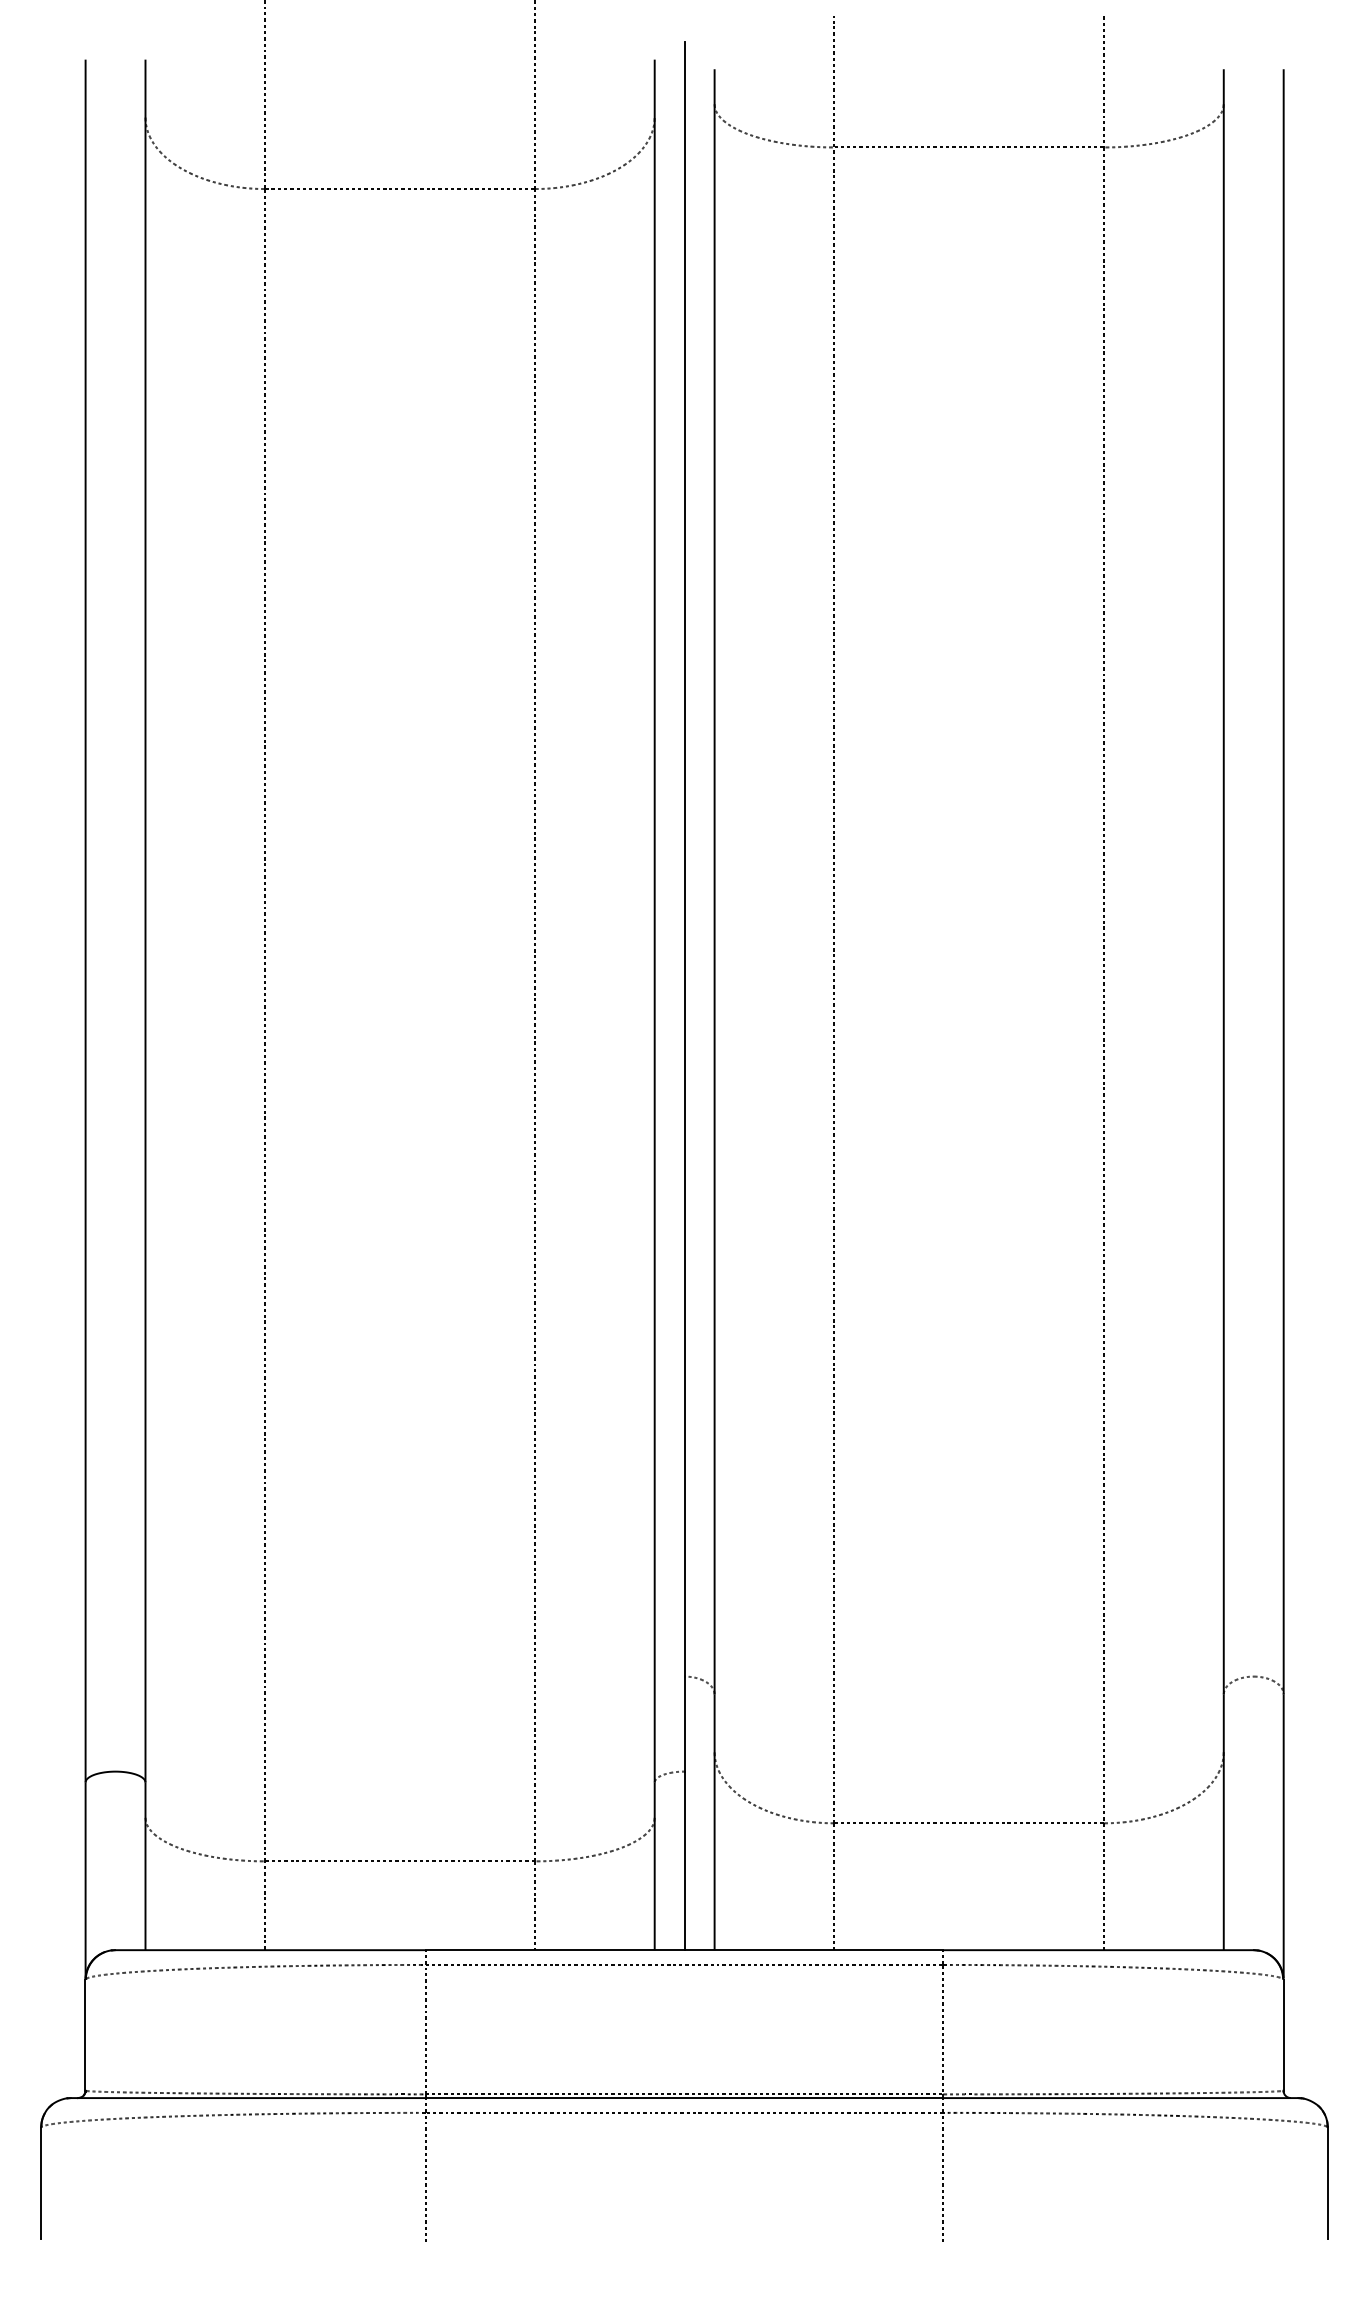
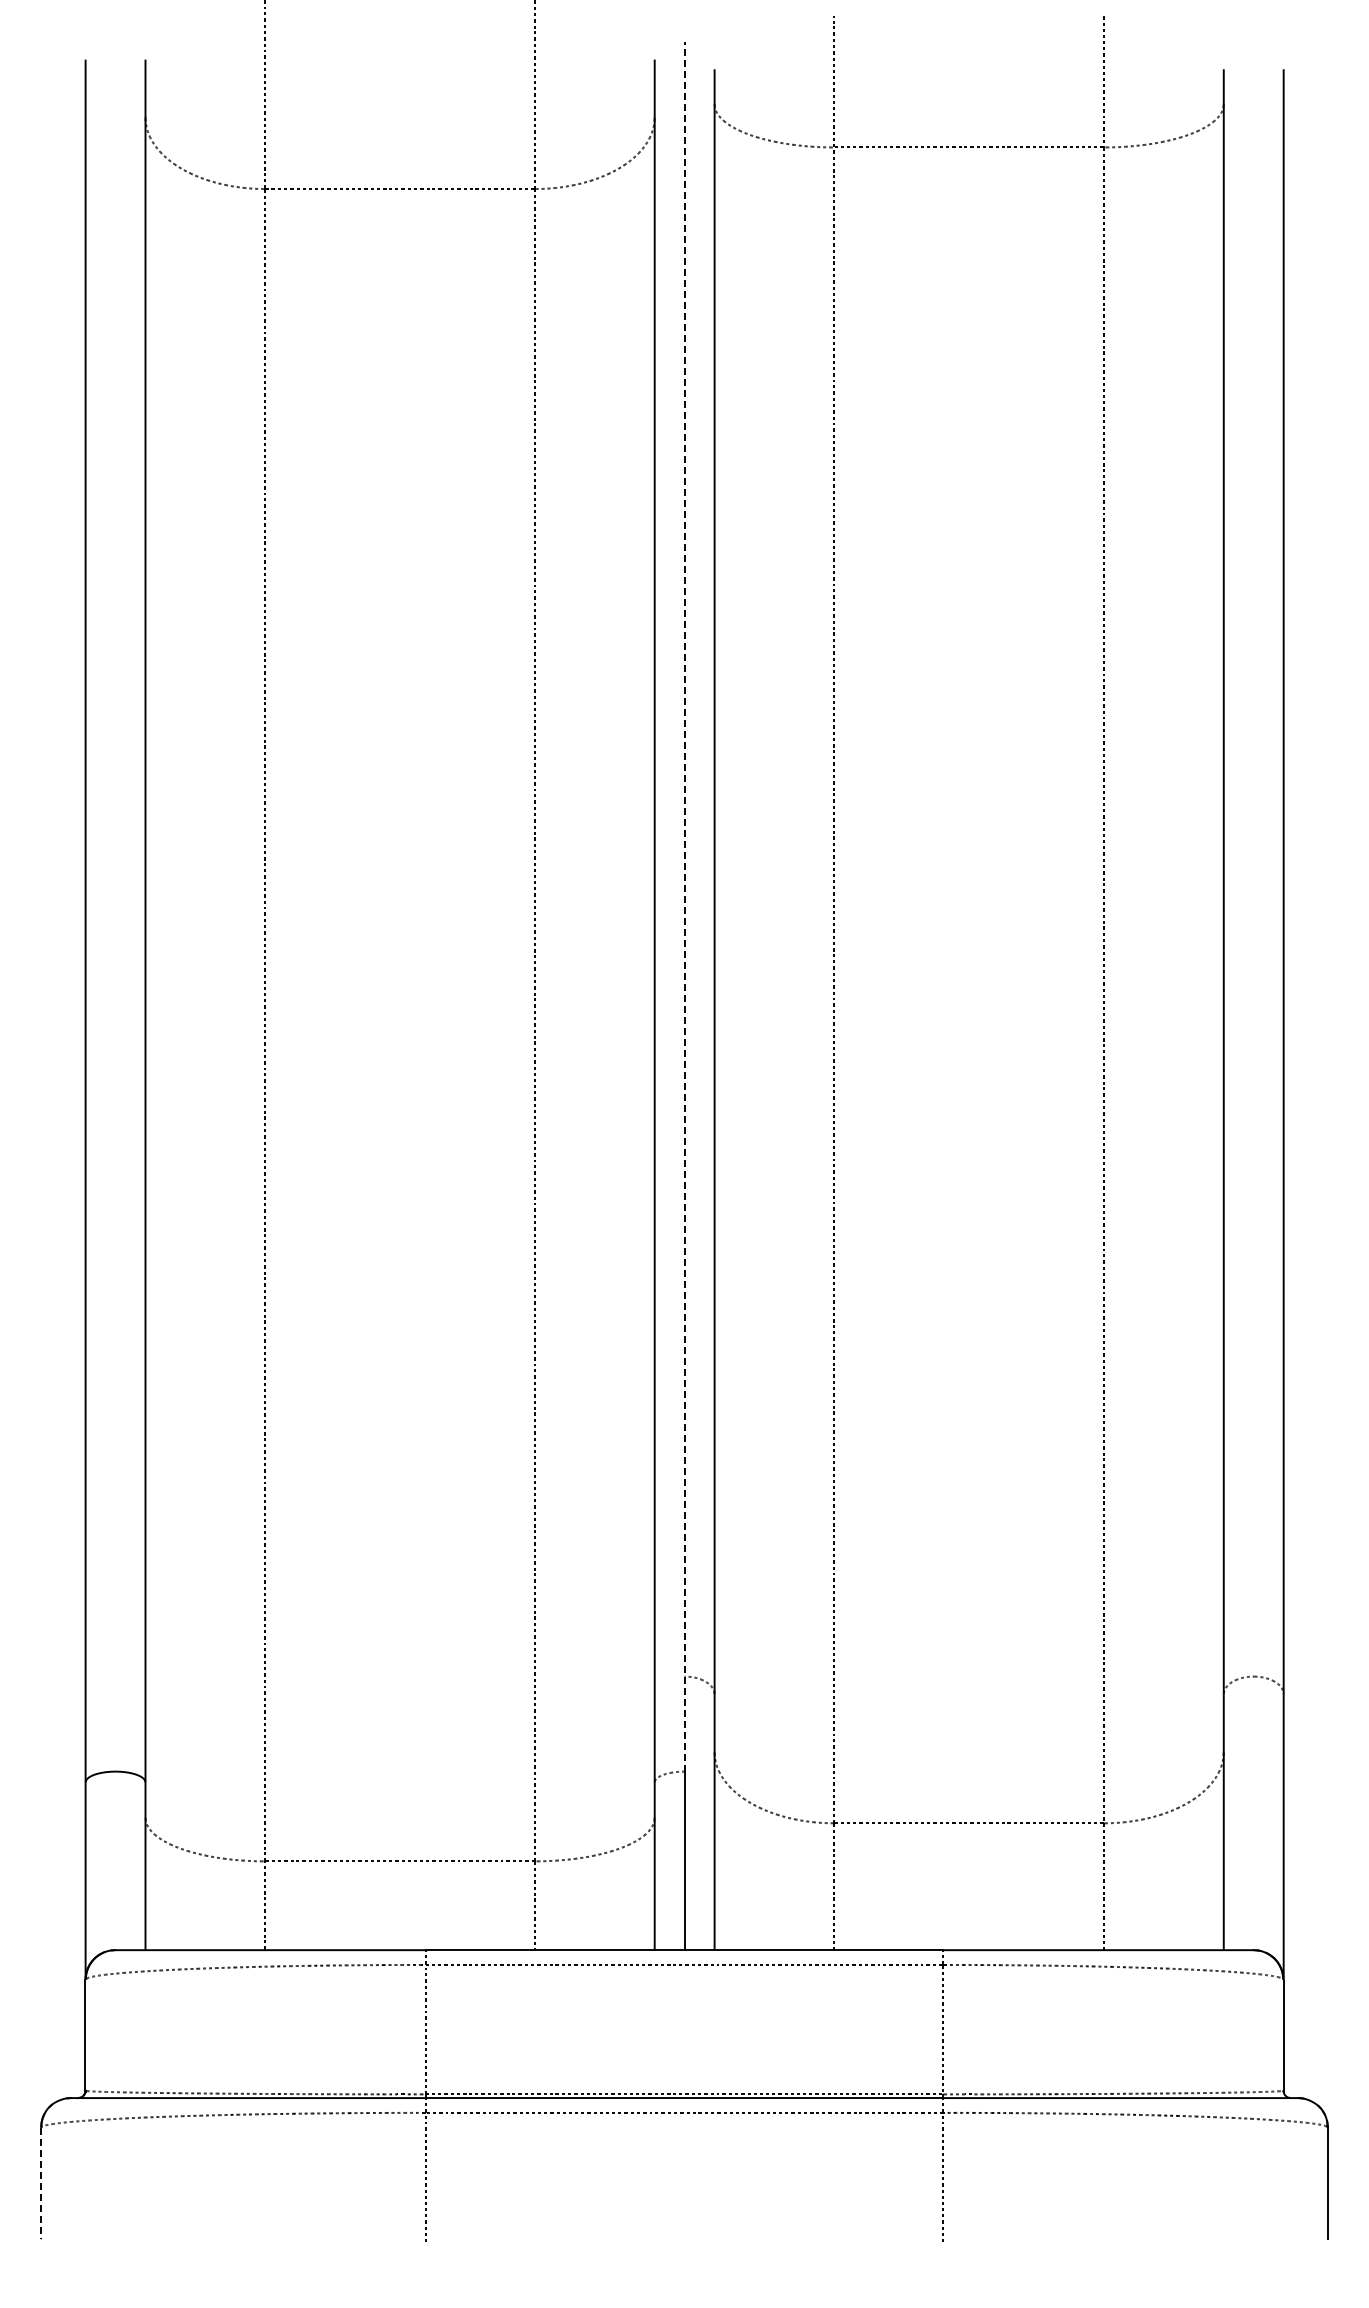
line: solid -> dashed (684, 906)
line: solid -> dashed (41, 2183)
